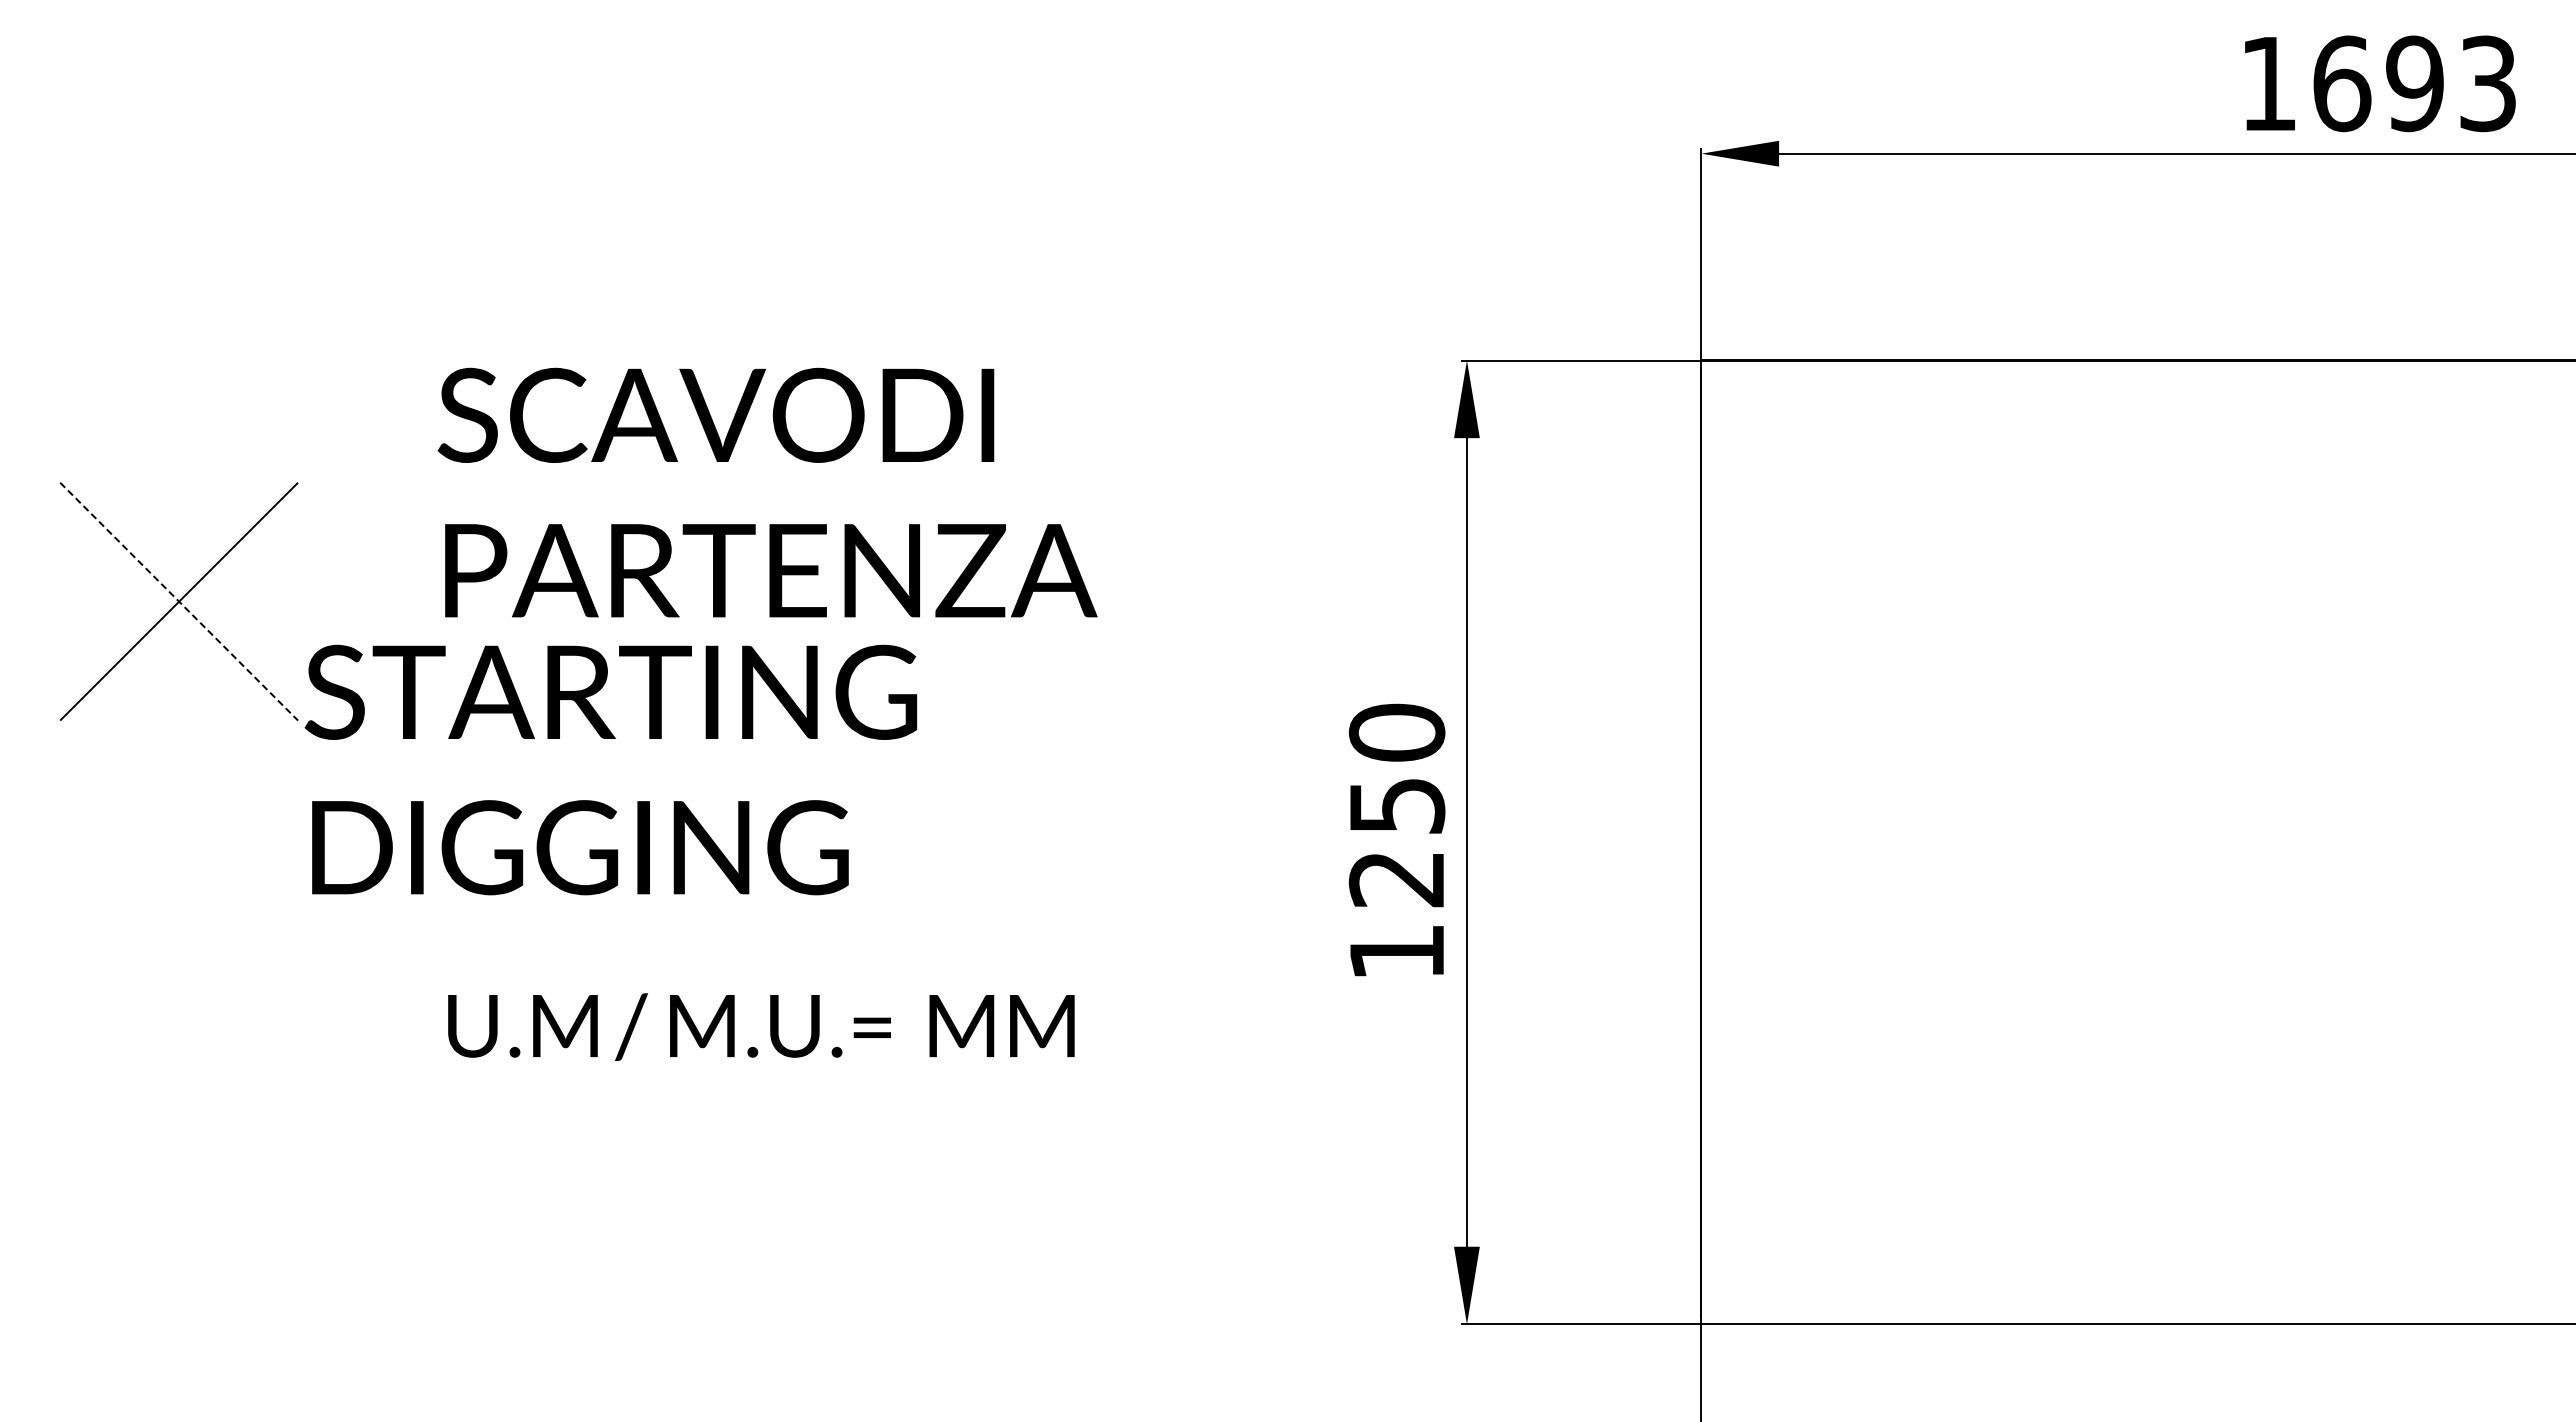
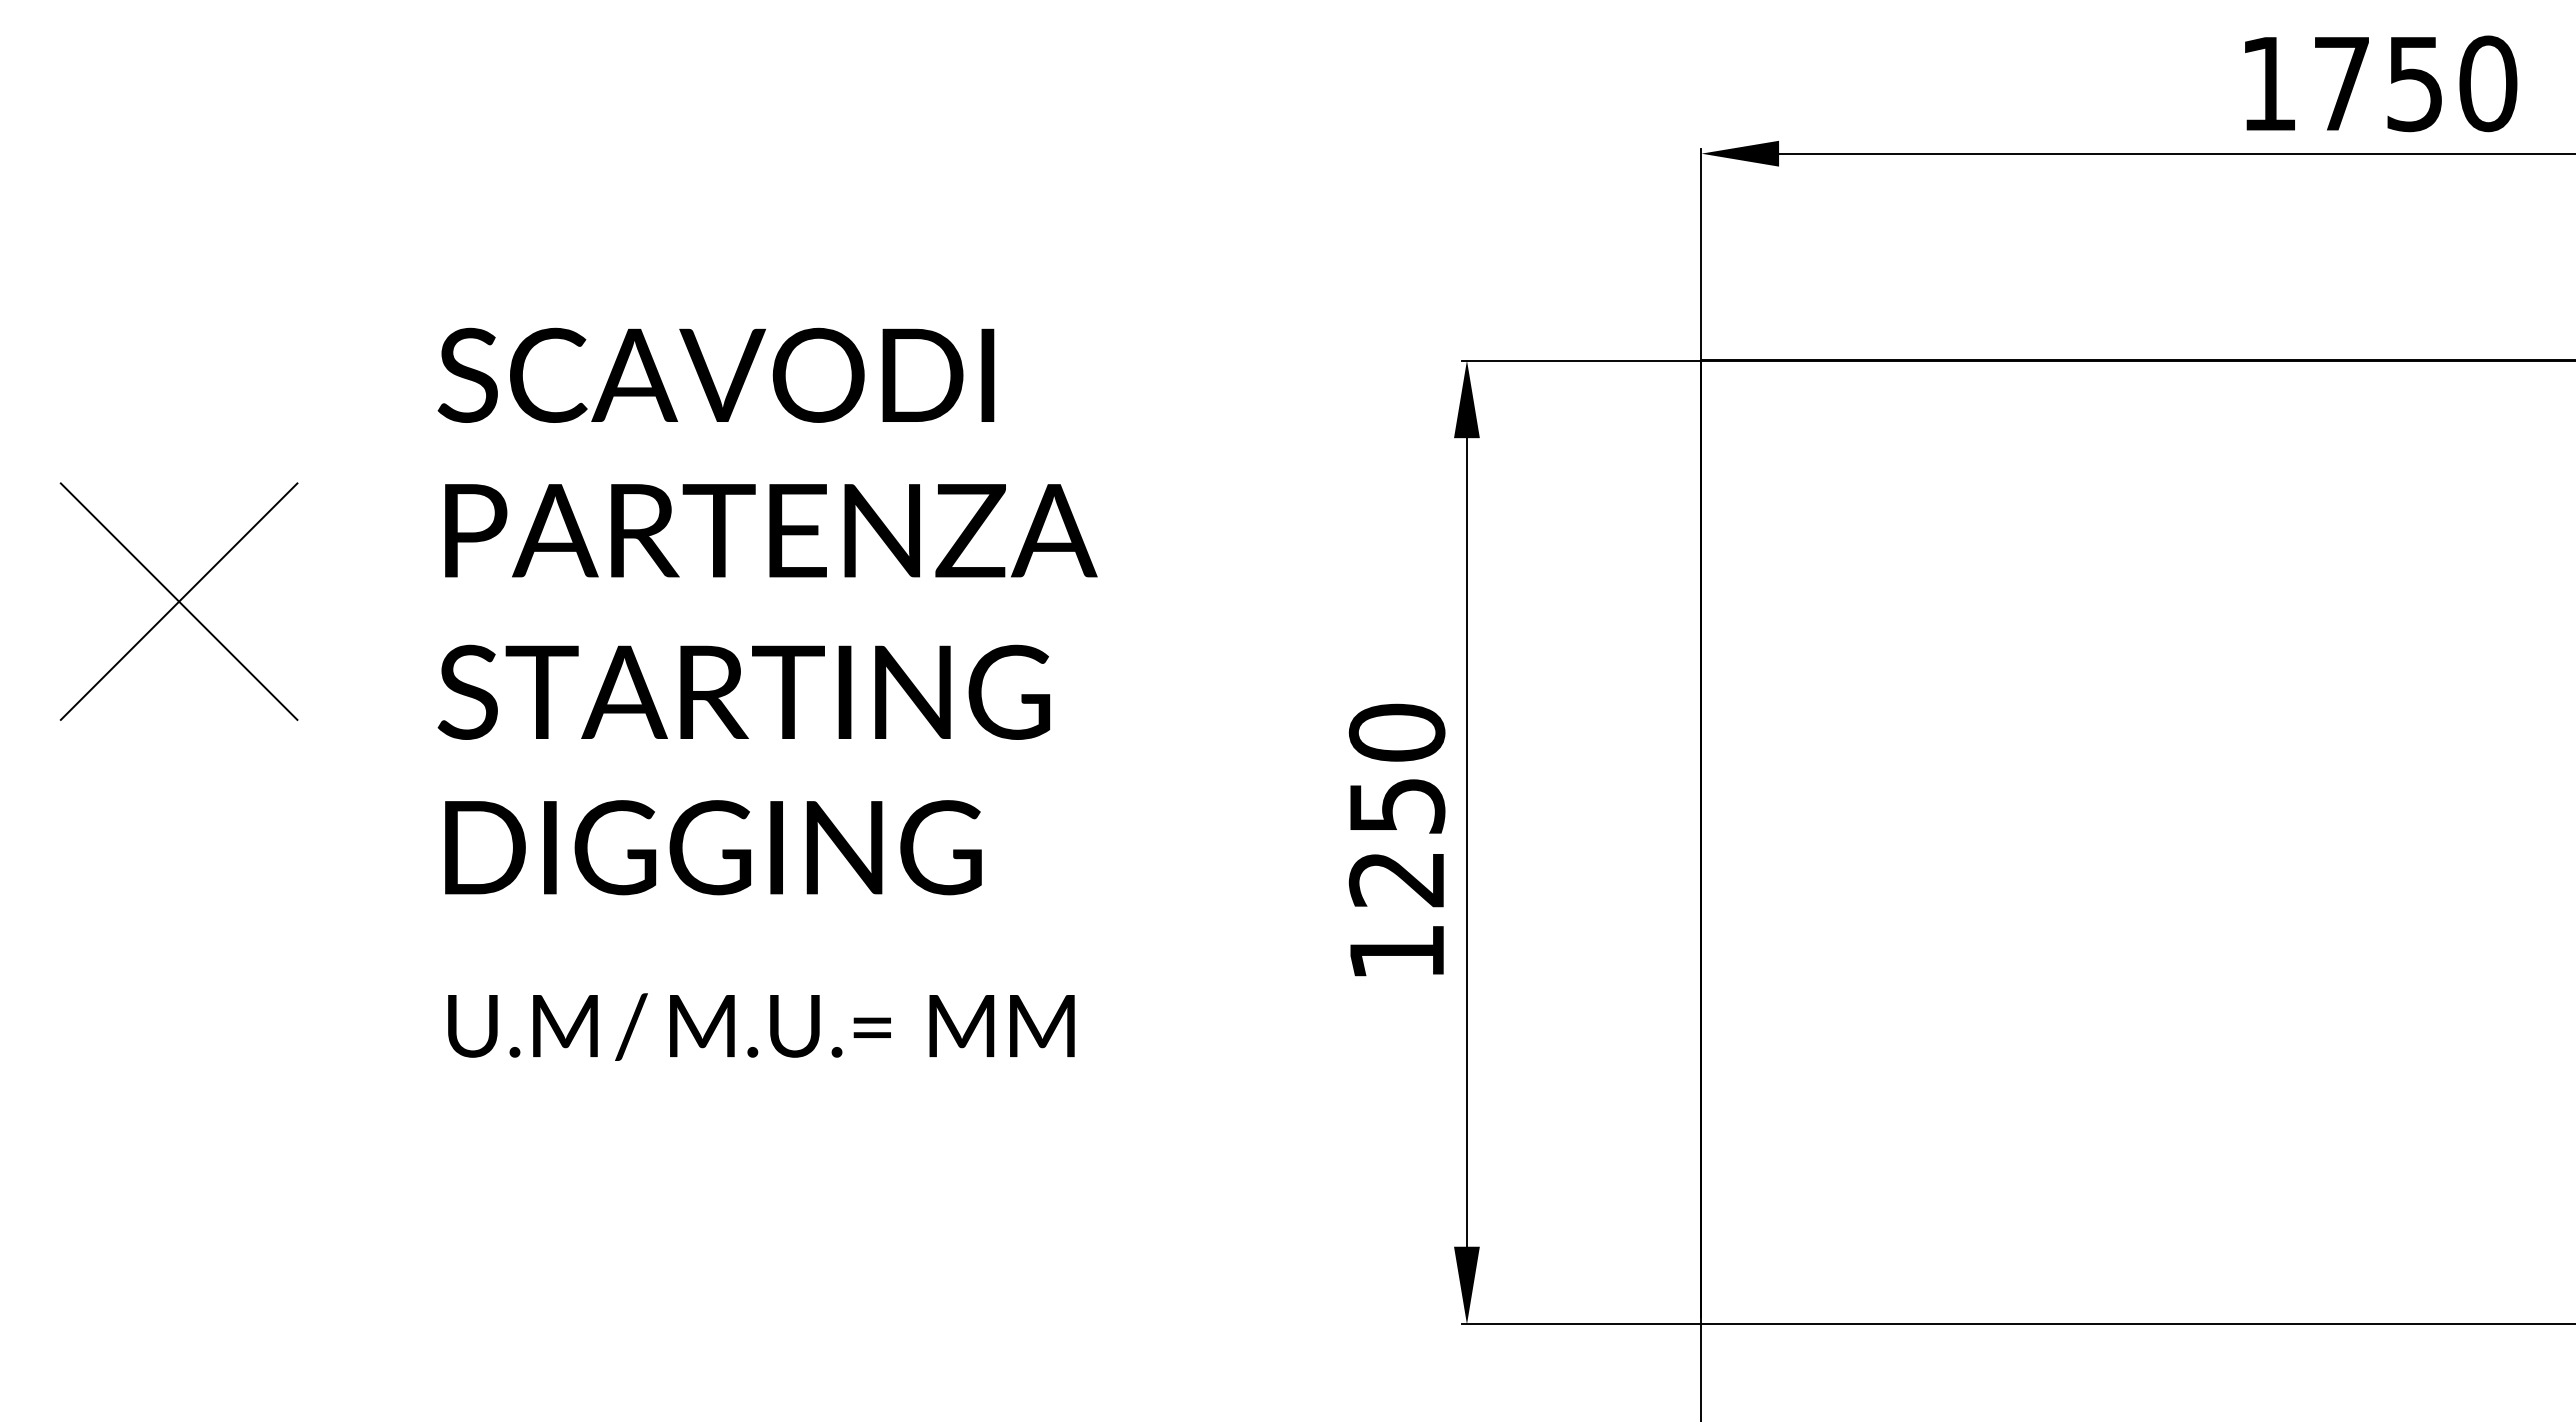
text: 1693 -> 1750 (2415, 83)
text position: (767, 492) -> (767, 452) (767, 452)
line: dashed -> solid (179, 602)
text position: (610, 769) -> (743, 769) (743, 769)
